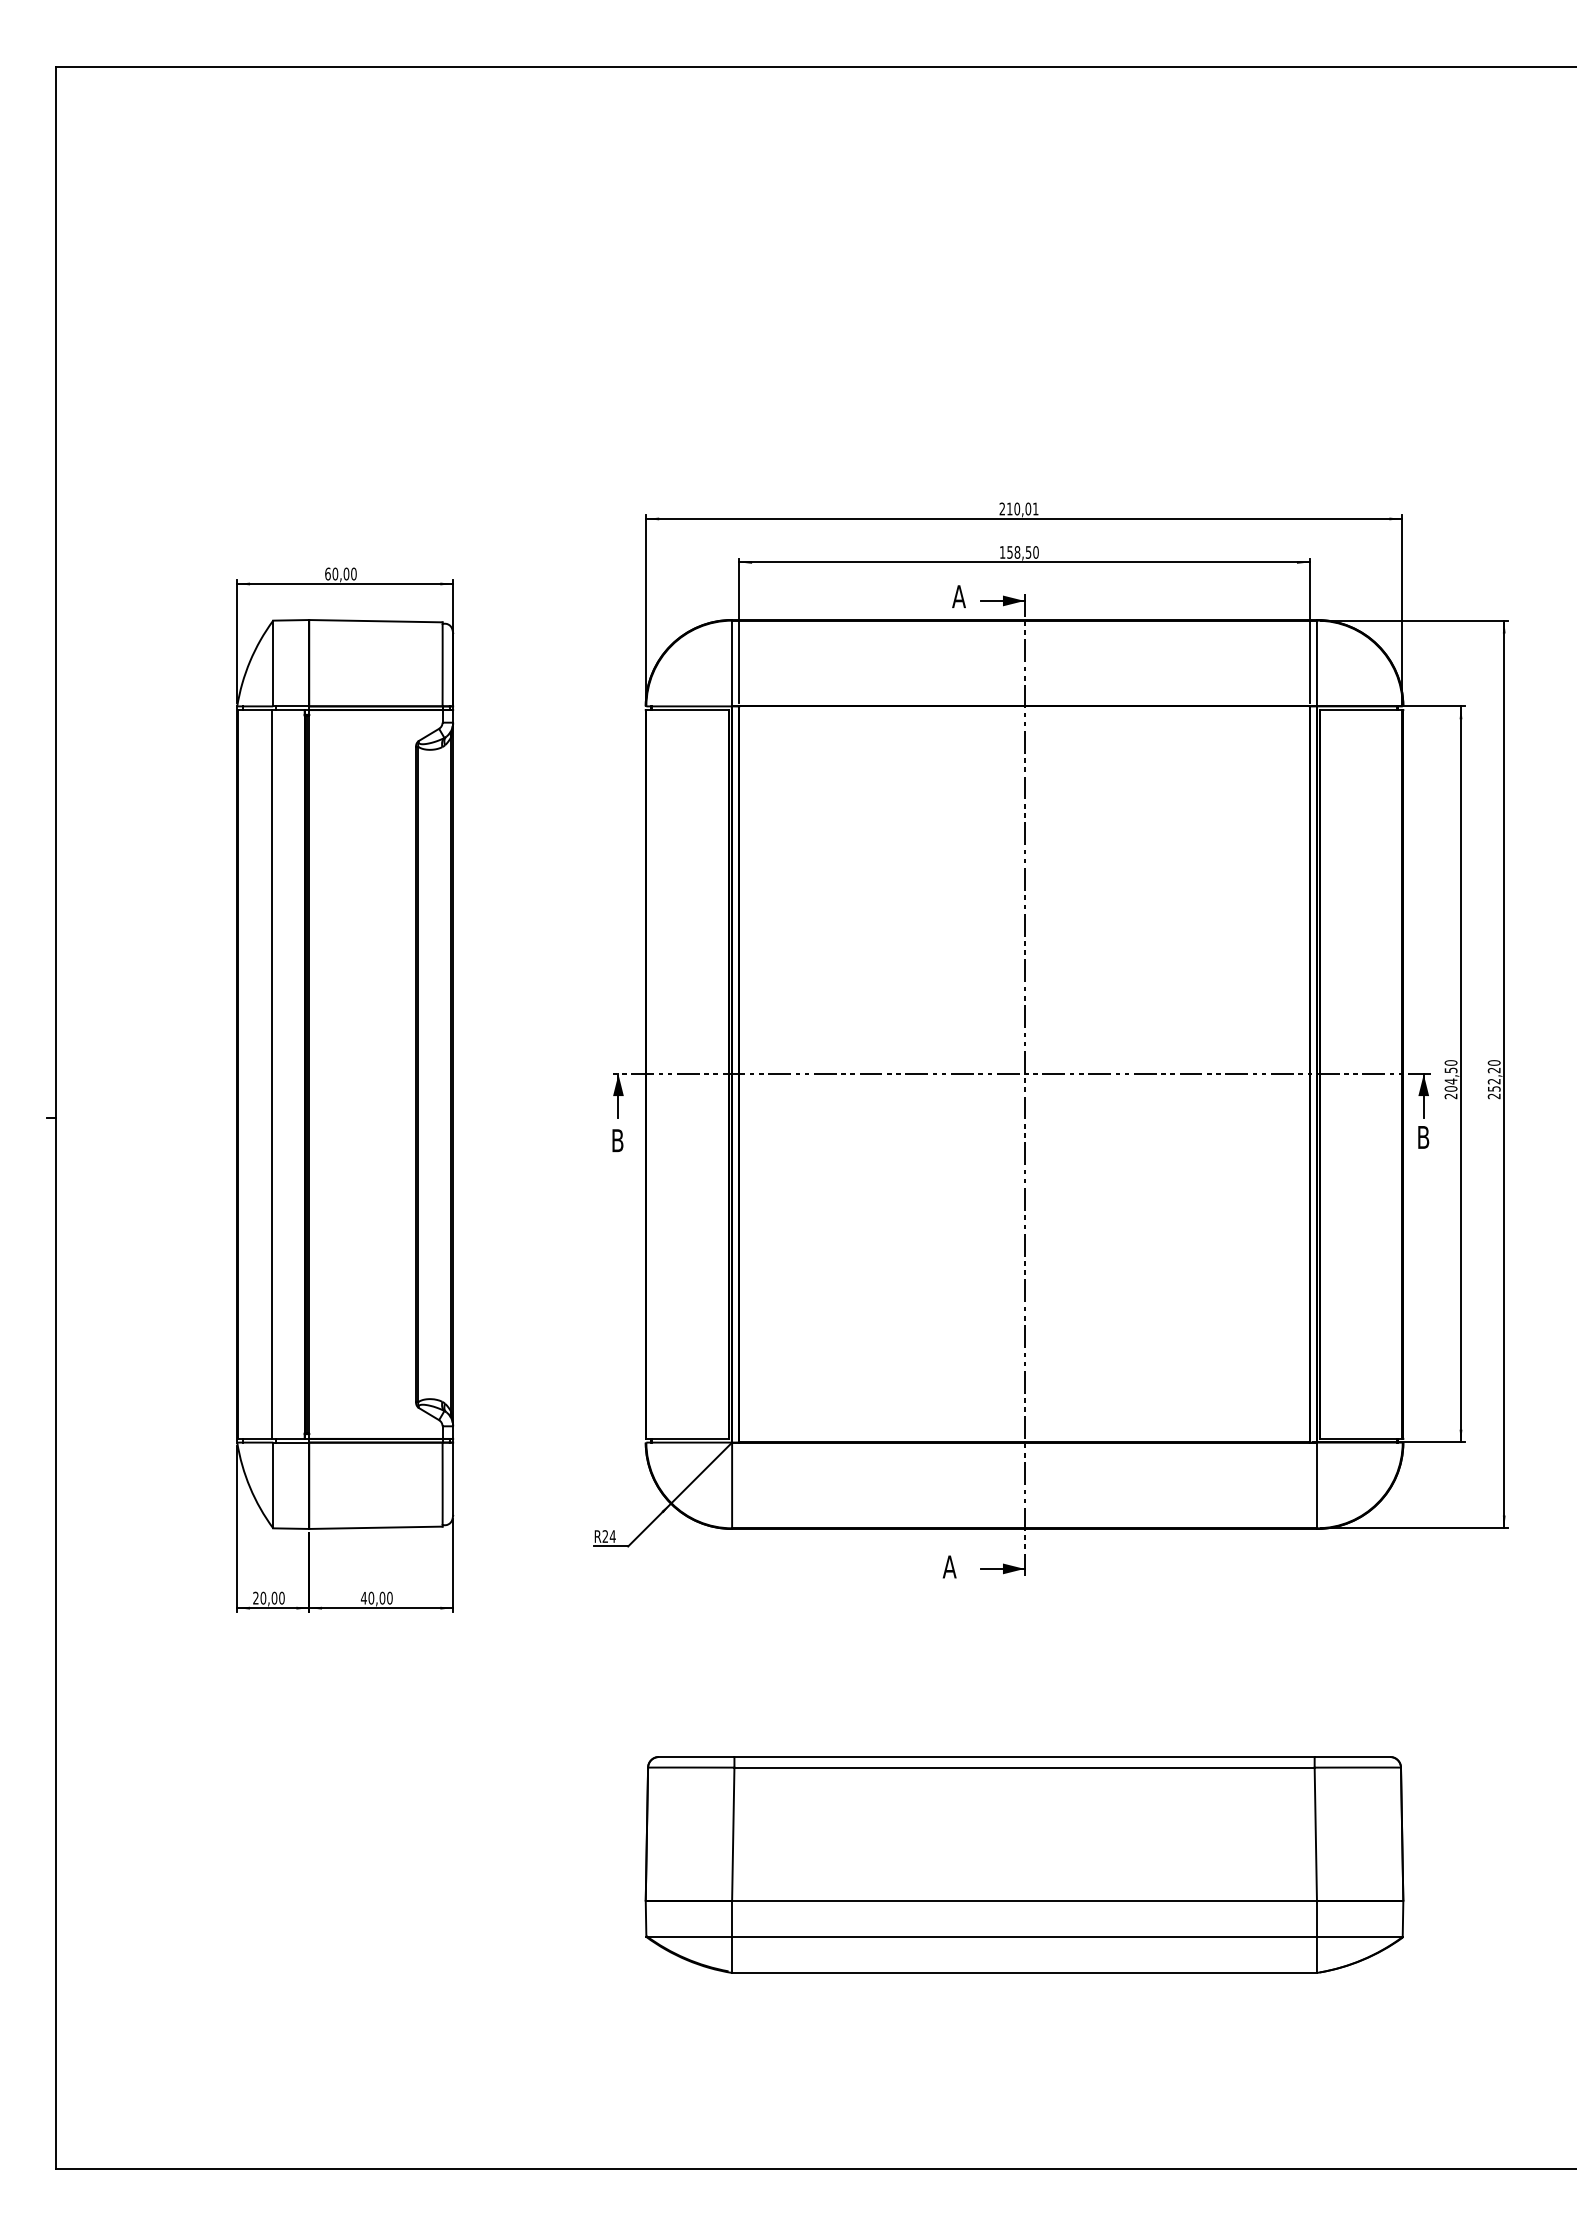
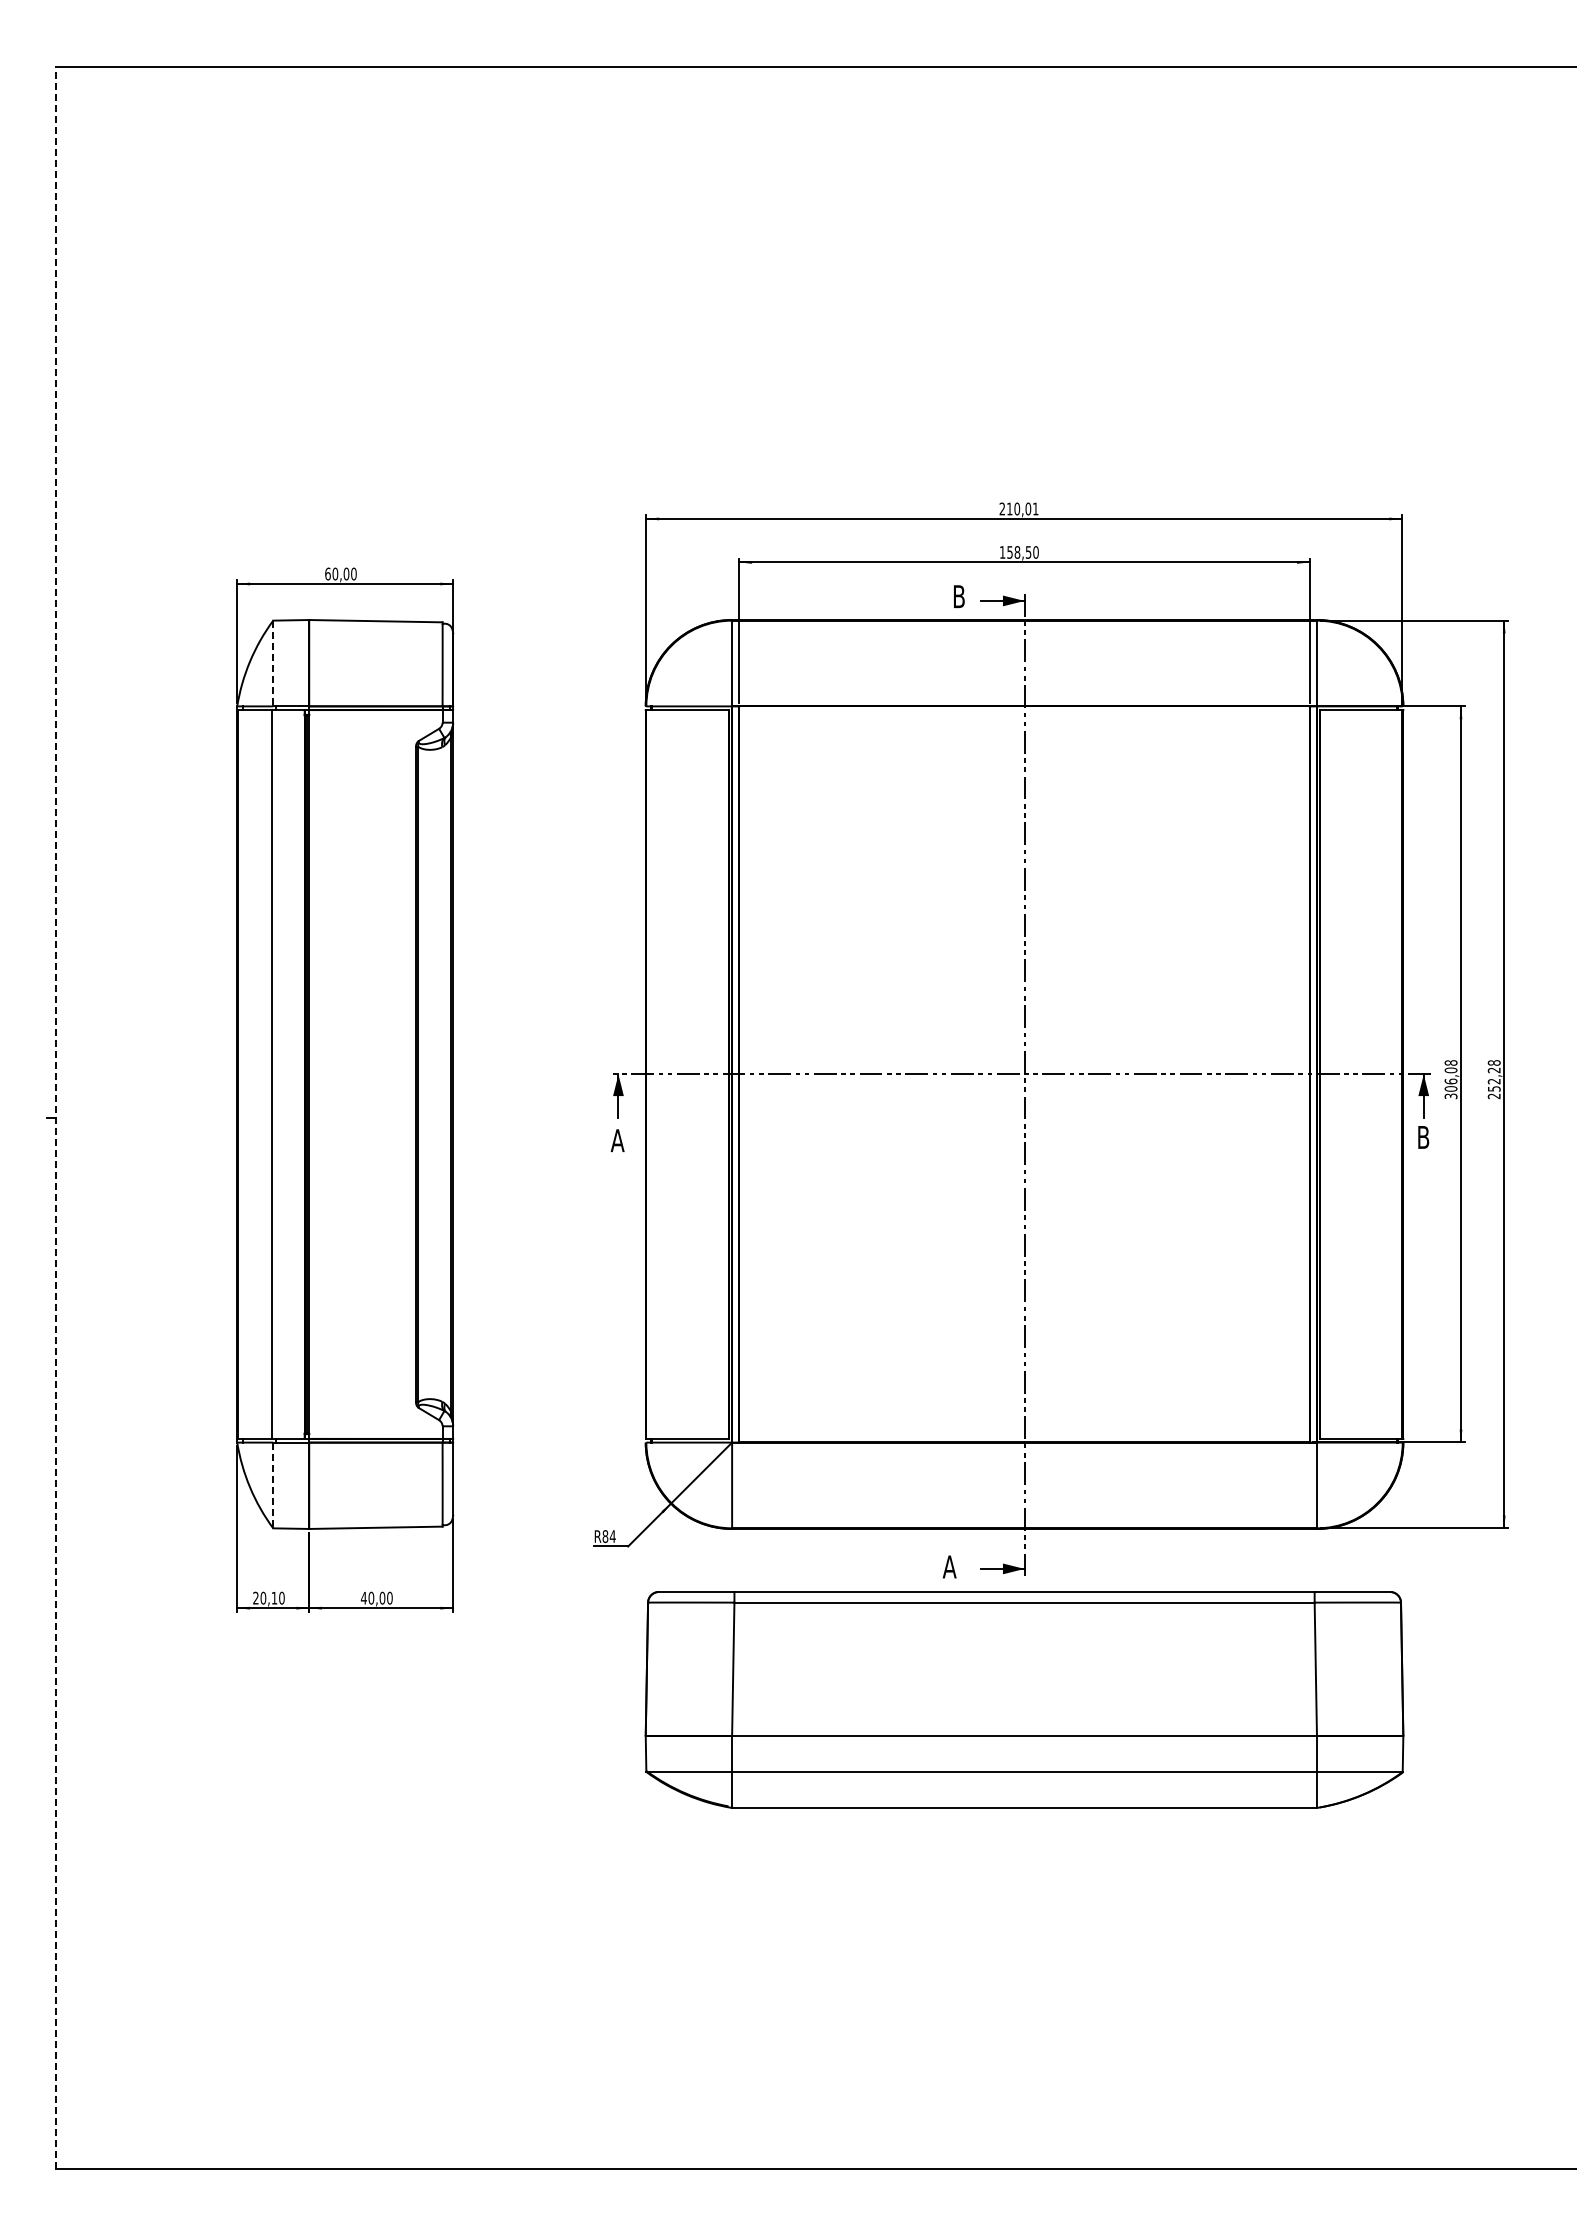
text: A -> B (958, 596)
line: solid -> dashed (273, 663)
text: 252,20 -> 252,28 (1494, 1062)
text: 204,50 -> 306,08 (1450, 1079)
line: solid -> dashed (56, 1118)
text: B -> A (617, 1140)
line: solid -> dashed (273, 1485)
text: R24 -> R84 (605, 1536)
text: 20,00 -> 20,10 (274, 1597)
part position: (1024, 1864) -> (1024, 1699) (1024, 1699)
